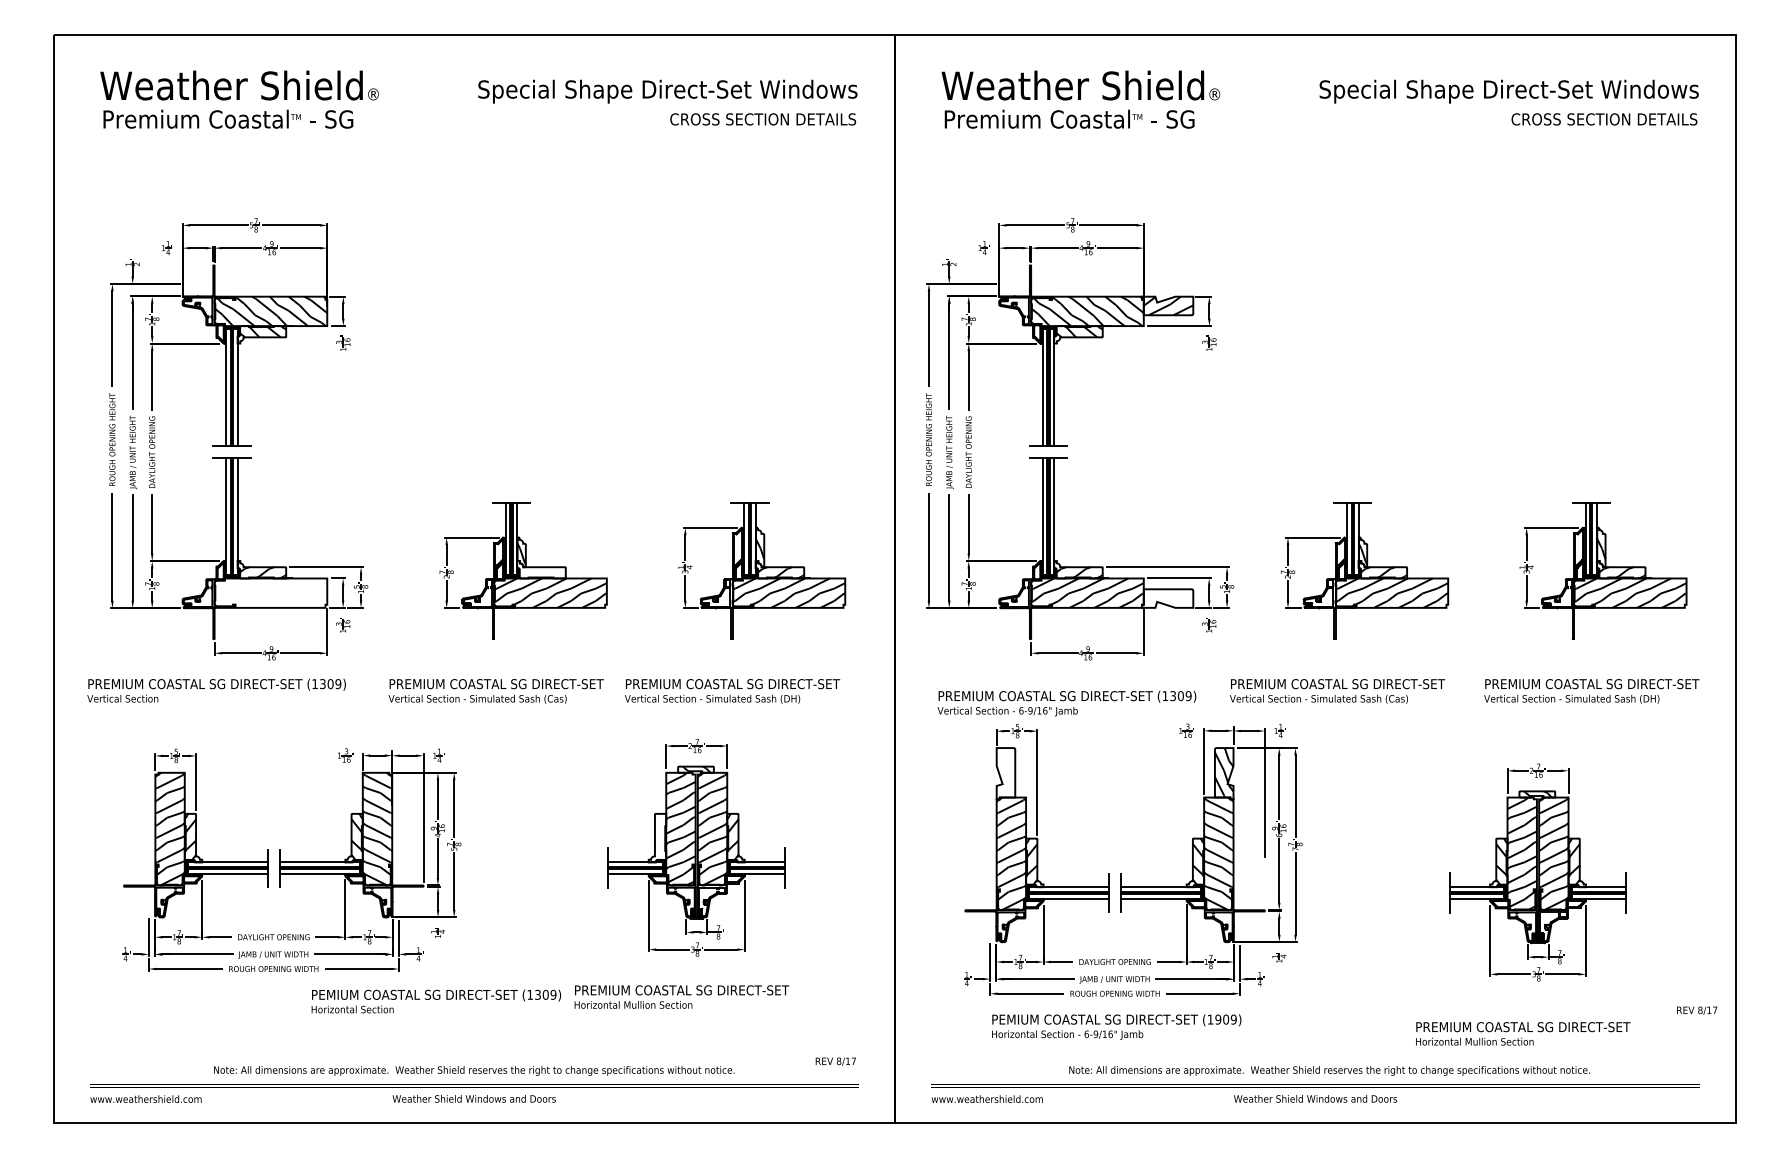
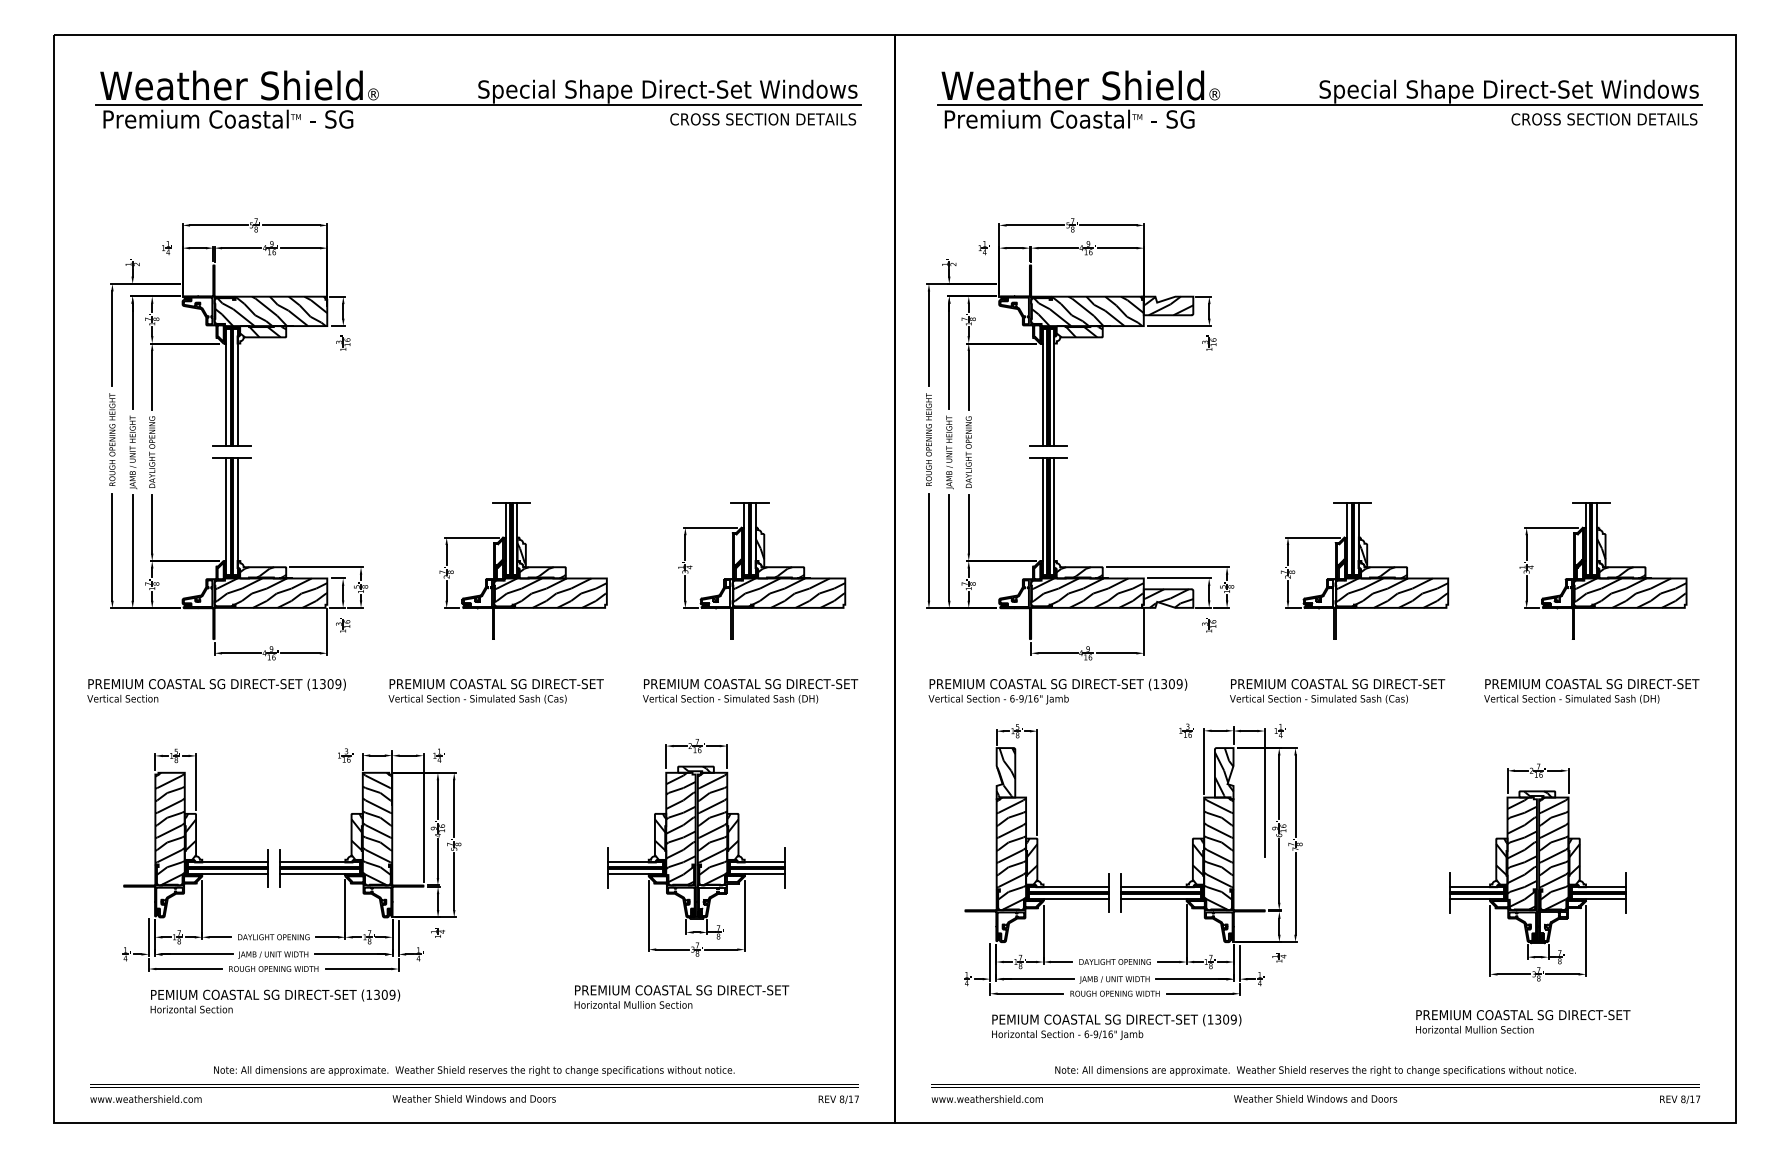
line: none -> present (478, 105)
line: none -> present (1319, 105)
hatch: none -> present (541, 569)
hatch: none -> present (270, 592)
hatch: none -> present (1168, 598)
text position: (732, 691) -> (750, 691) (750, 691)
text position: (1066, 703) -> (1057, 691) (1057, 691)
hatch: none -> present (1005, 773)
hatch: none -> present (660, 836)
text position: (436, 1001) -> (275, 1001) (275, 1001)
text position: (1697, 1010) -> (1680, 1099) (1680, 1099)
text: (1909) -> (1309) (1218, 1019)
text position: (1523, 1033) -> (1523, 1021) (1523, 1021)
text position: (835, 1061) -> (838, 1099) (838, 1099)
text position: (1329, 1070) -> (1315, 1070) (1315, 1070)
